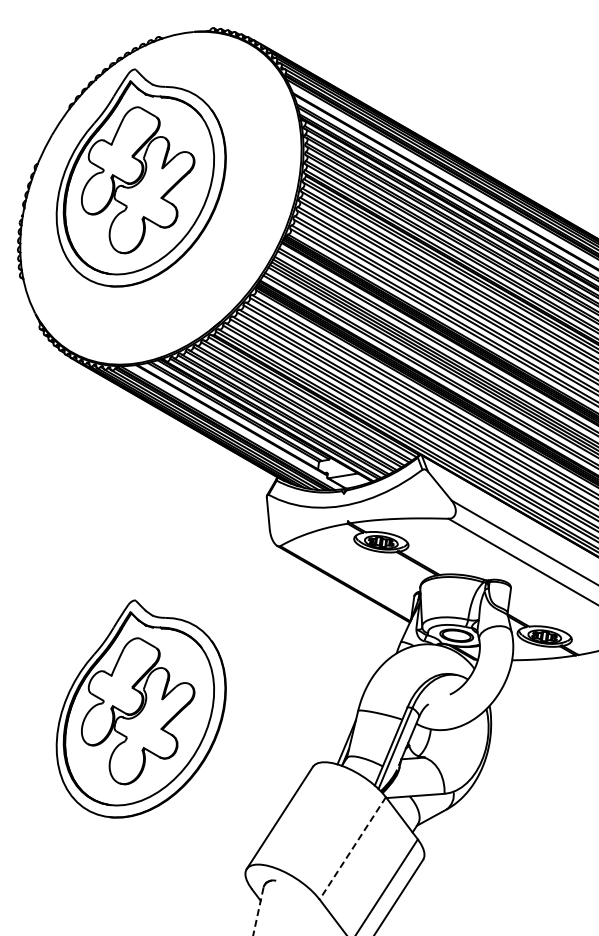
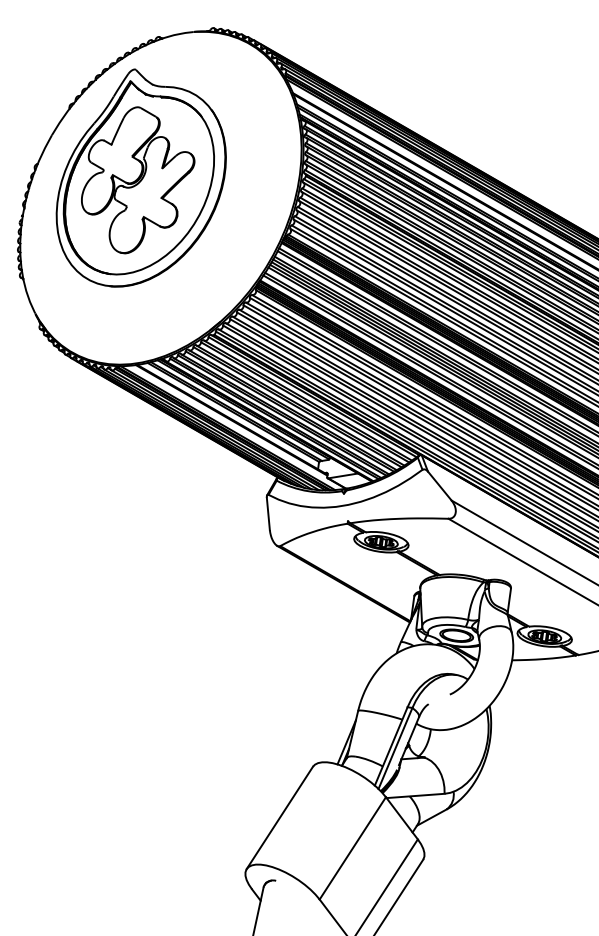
part: present -> none (140, 708)
line: dashed -> solid (352, 848)
line: dashed -> solid (258, 912)
